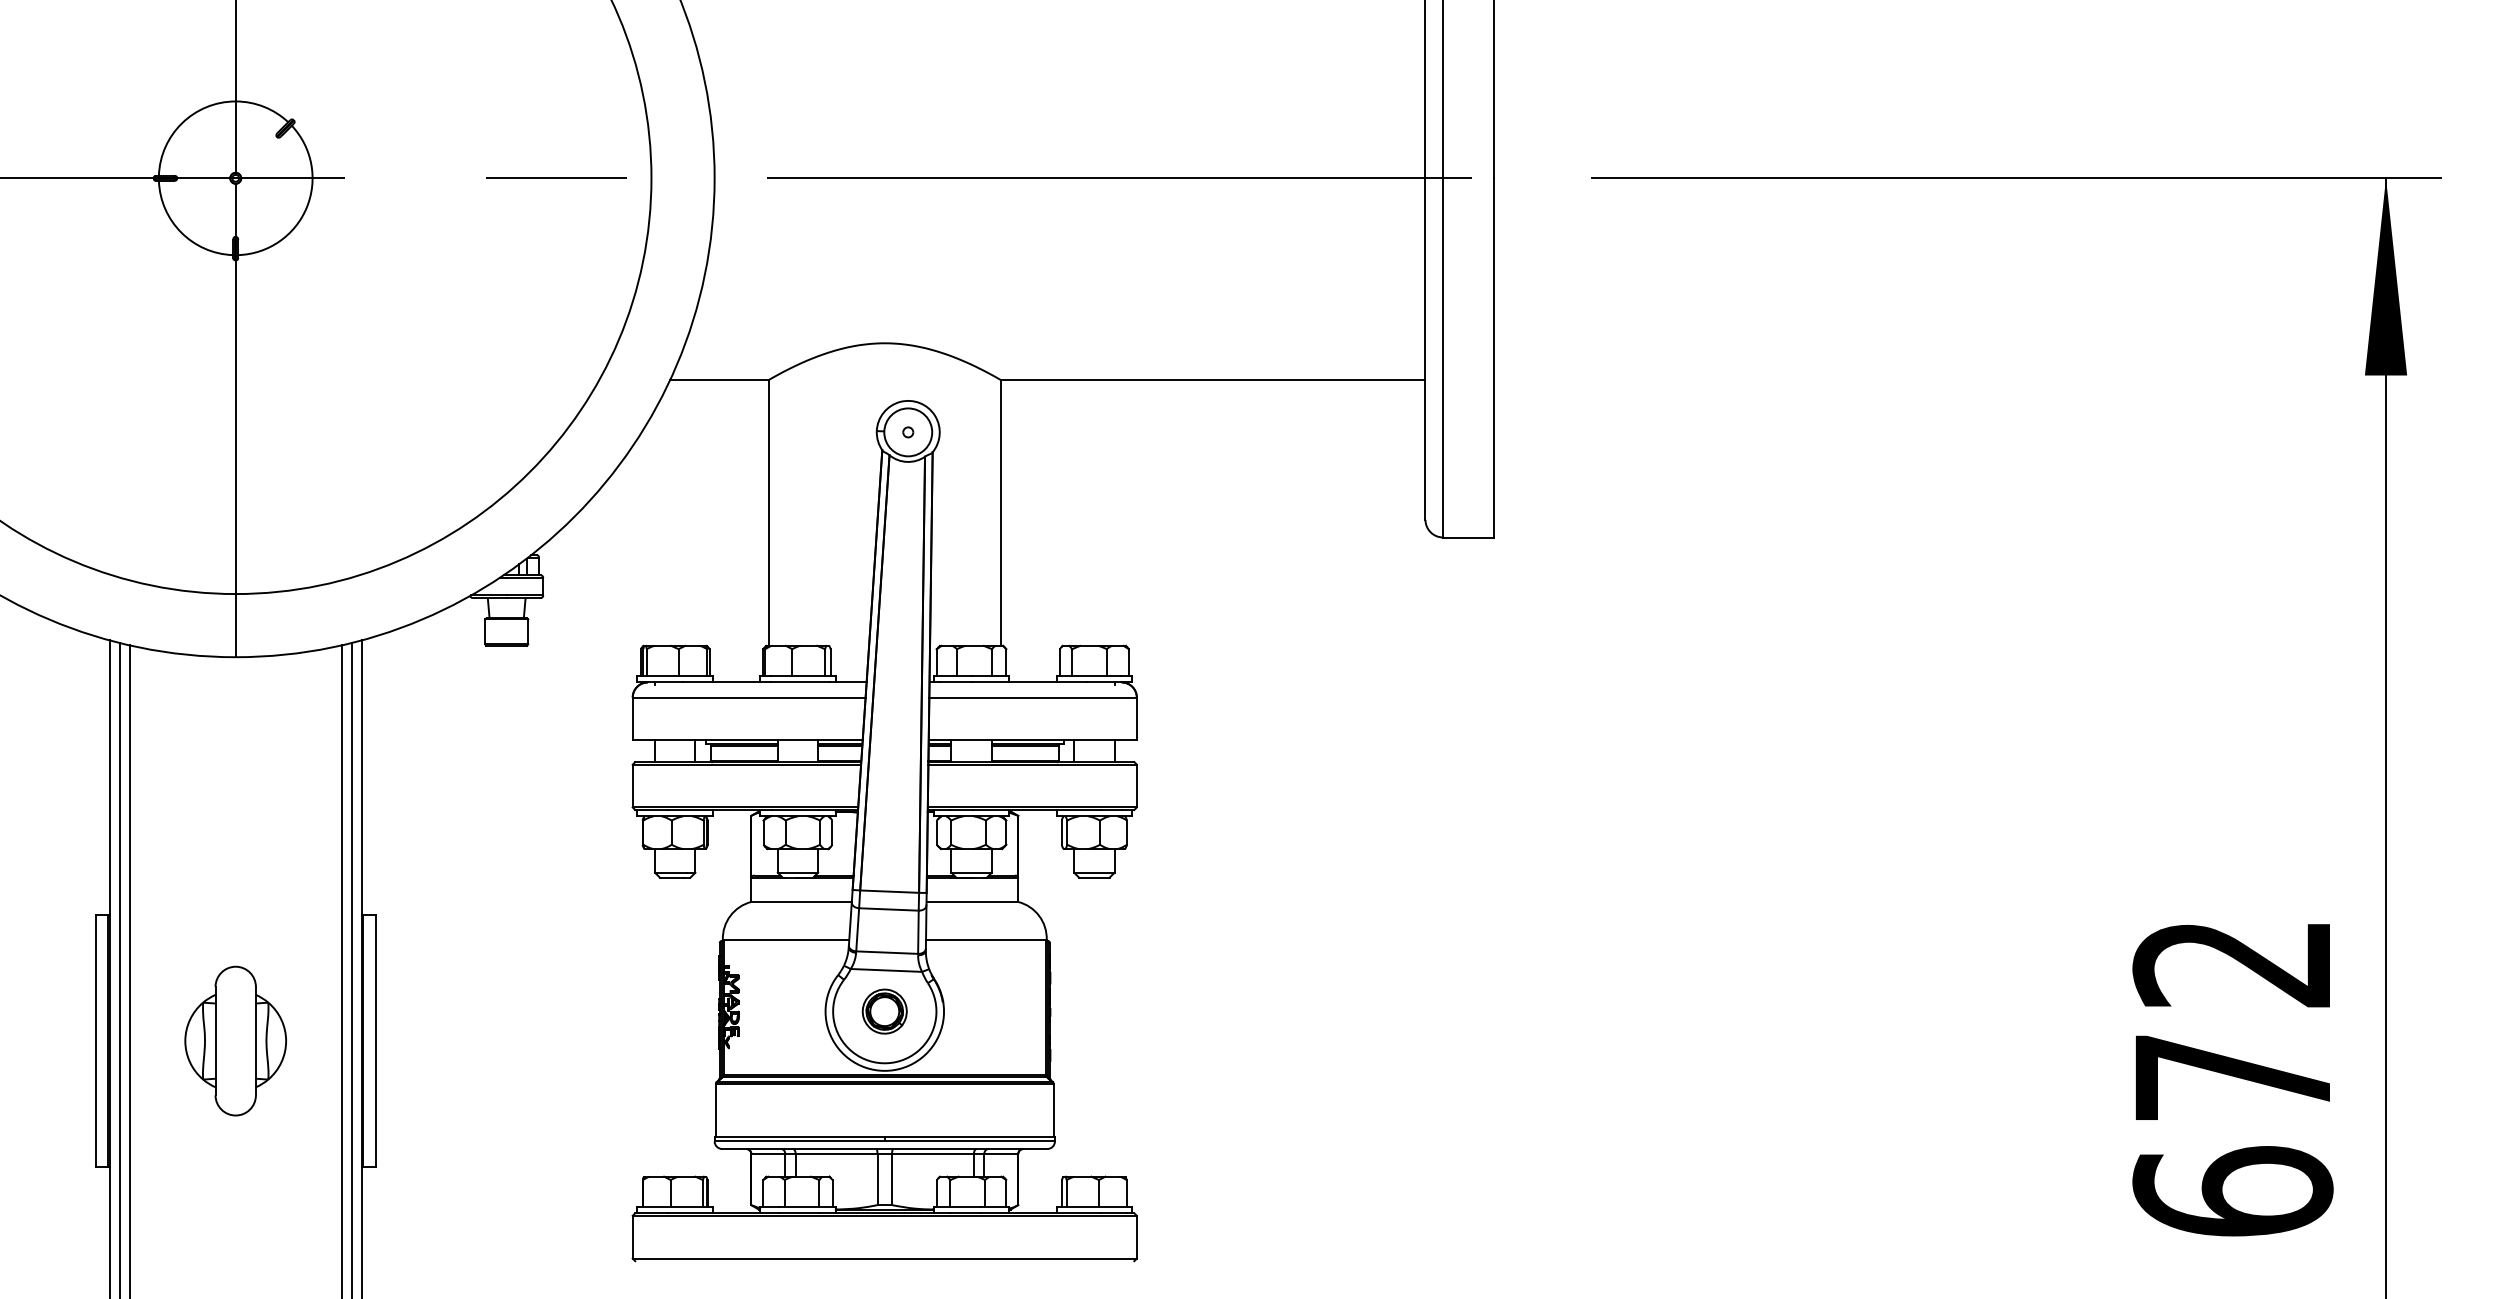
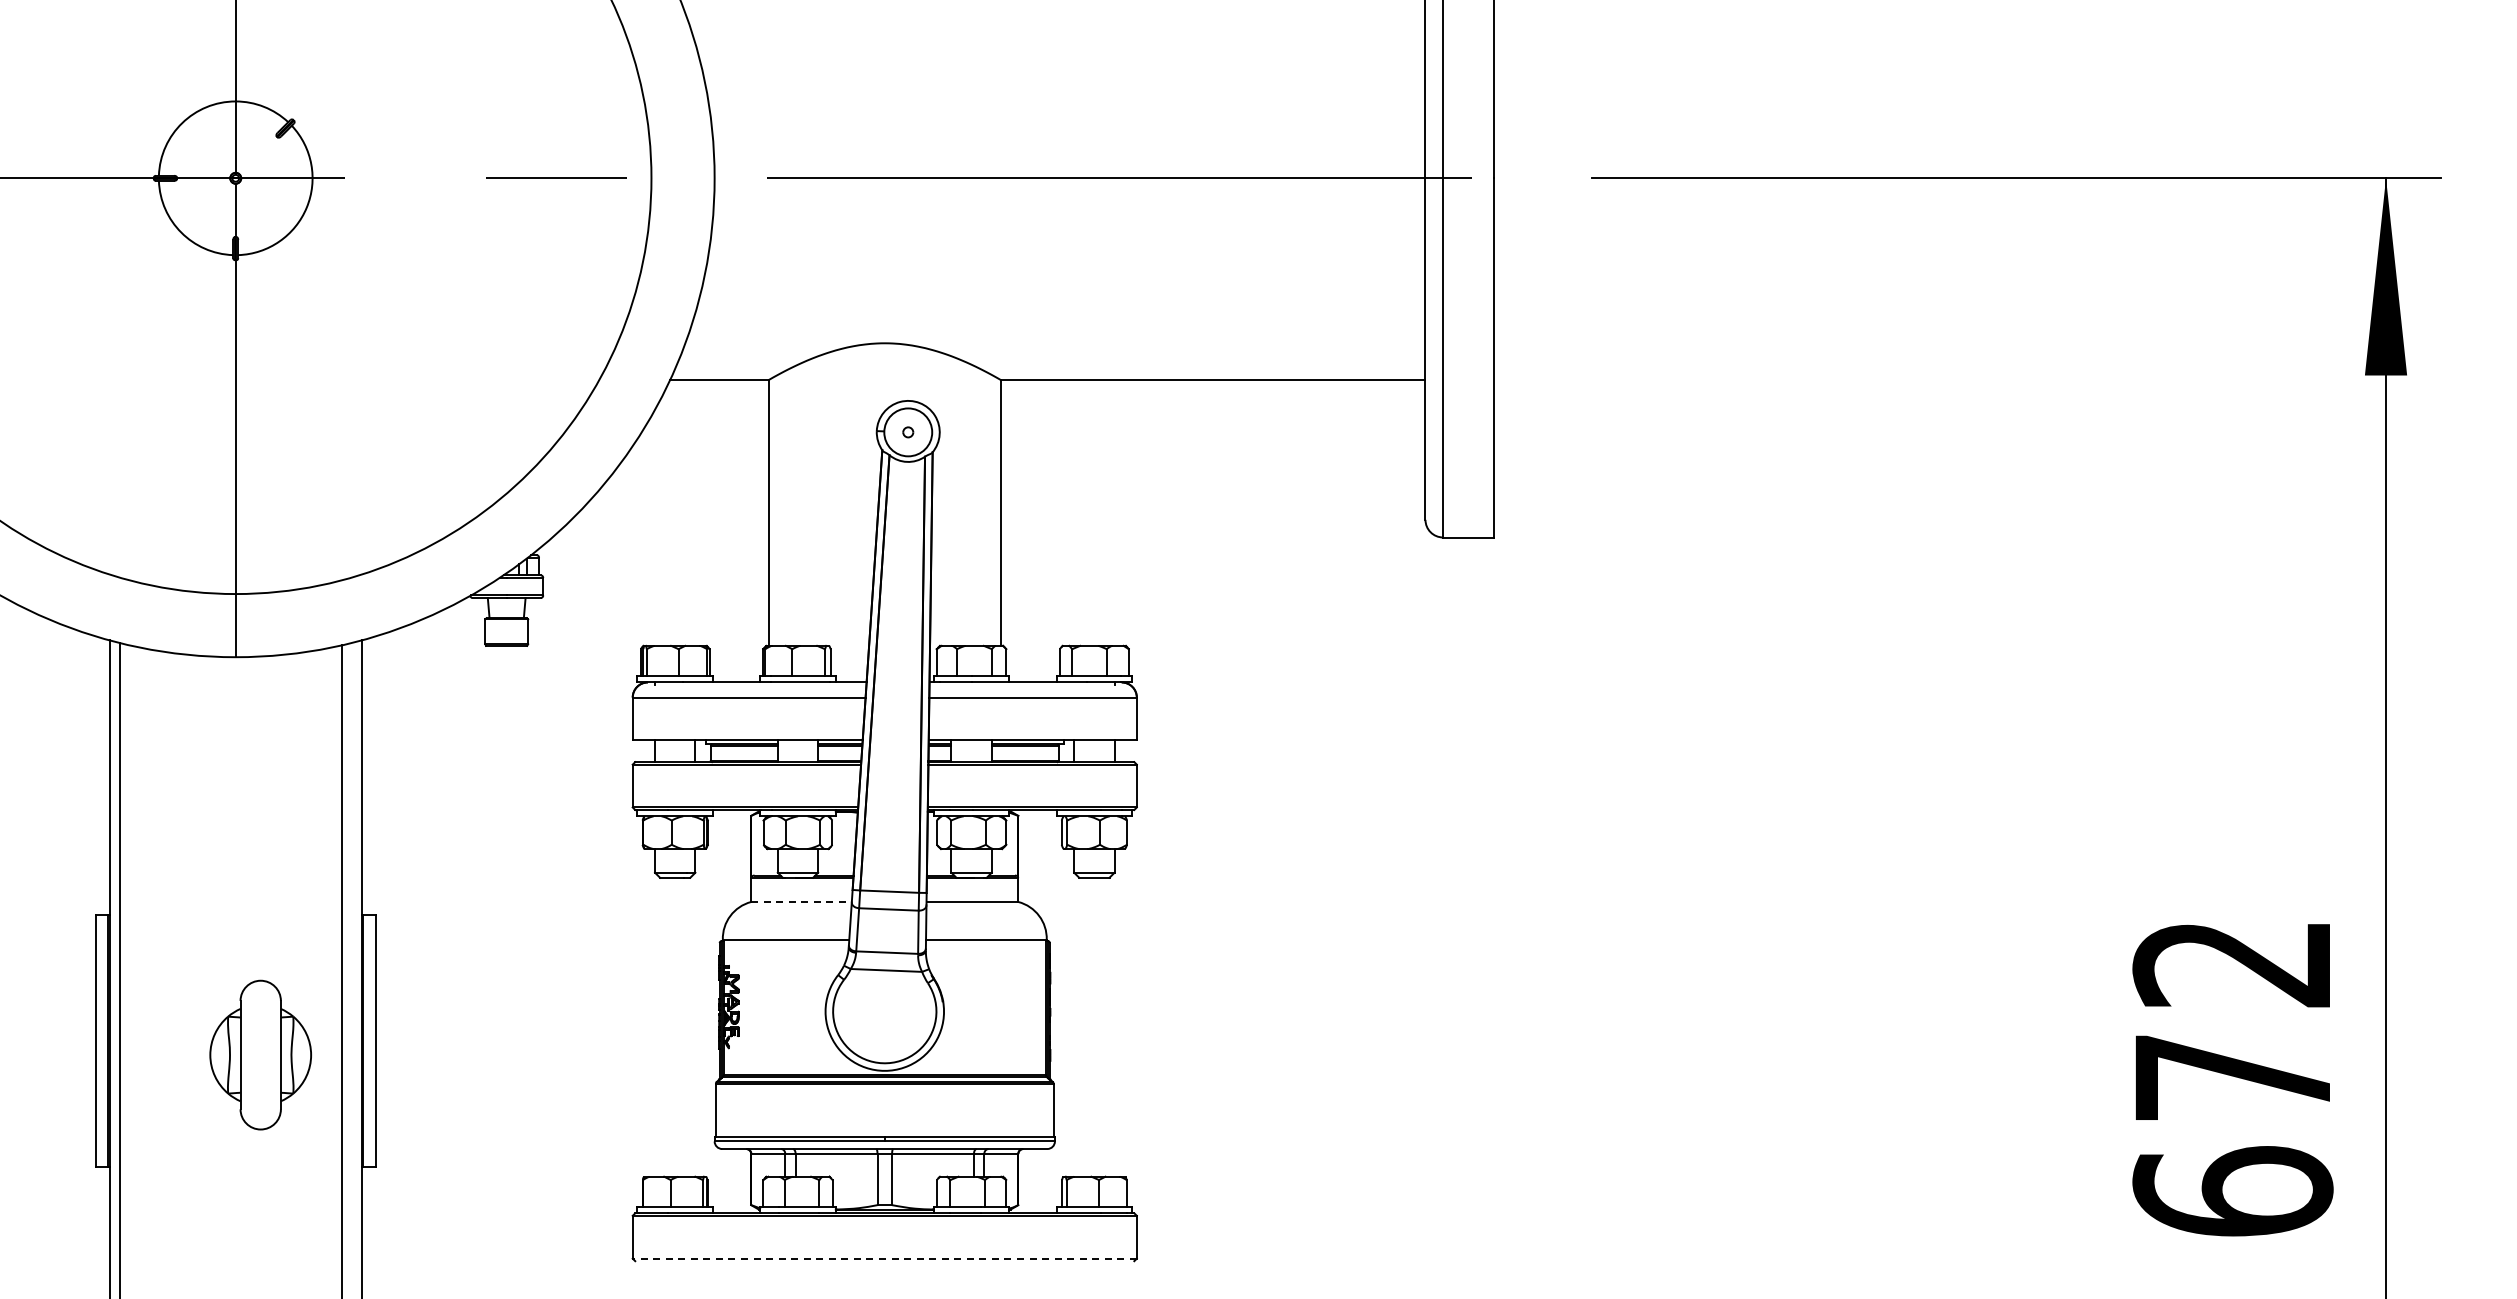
line: solid -> dashed (802, 902)
line: present -> none (351, 969)
line: present -> none (129, 970)
part: present -> none (884, 1011)
part position: (235, 1040) -> (260, 1054) (260, 1054)
line: solid -> dashed (884, 1258)
